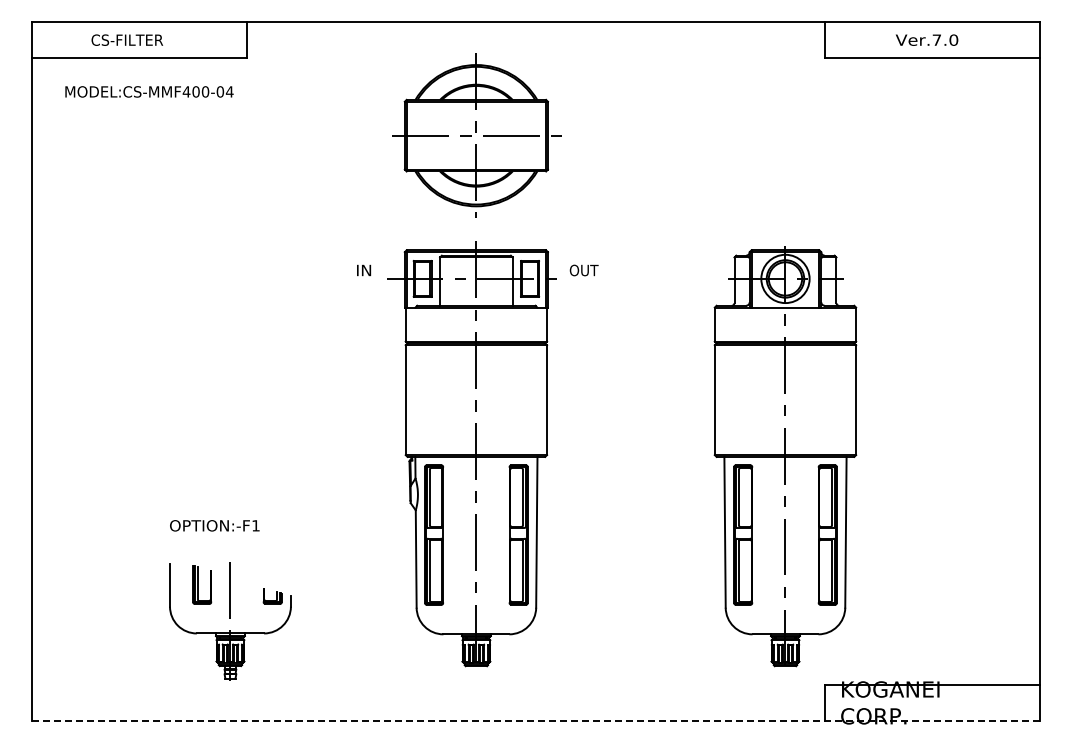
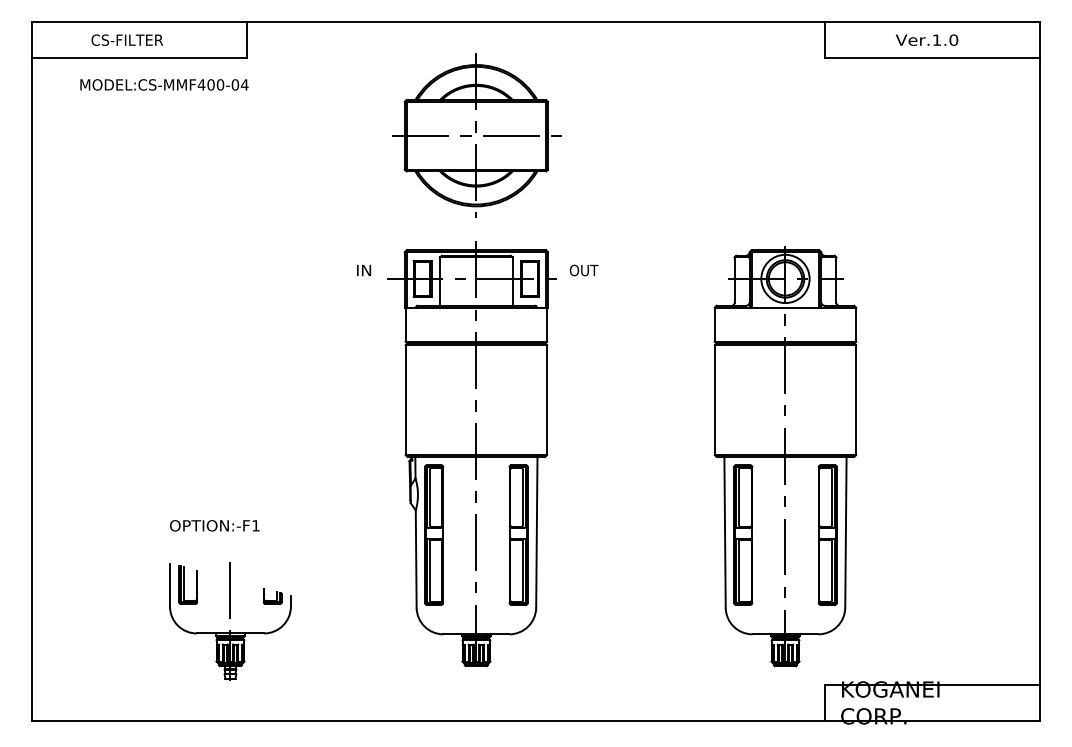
text: Ver.7.0 -> Ver.1.0 (936, 39)
text position: (149, 91) -> (164, 84) (164, 84)
part position: (202, 584) -> (188, 584) (188, 584)
line: dashed -> solid (536, 720)
